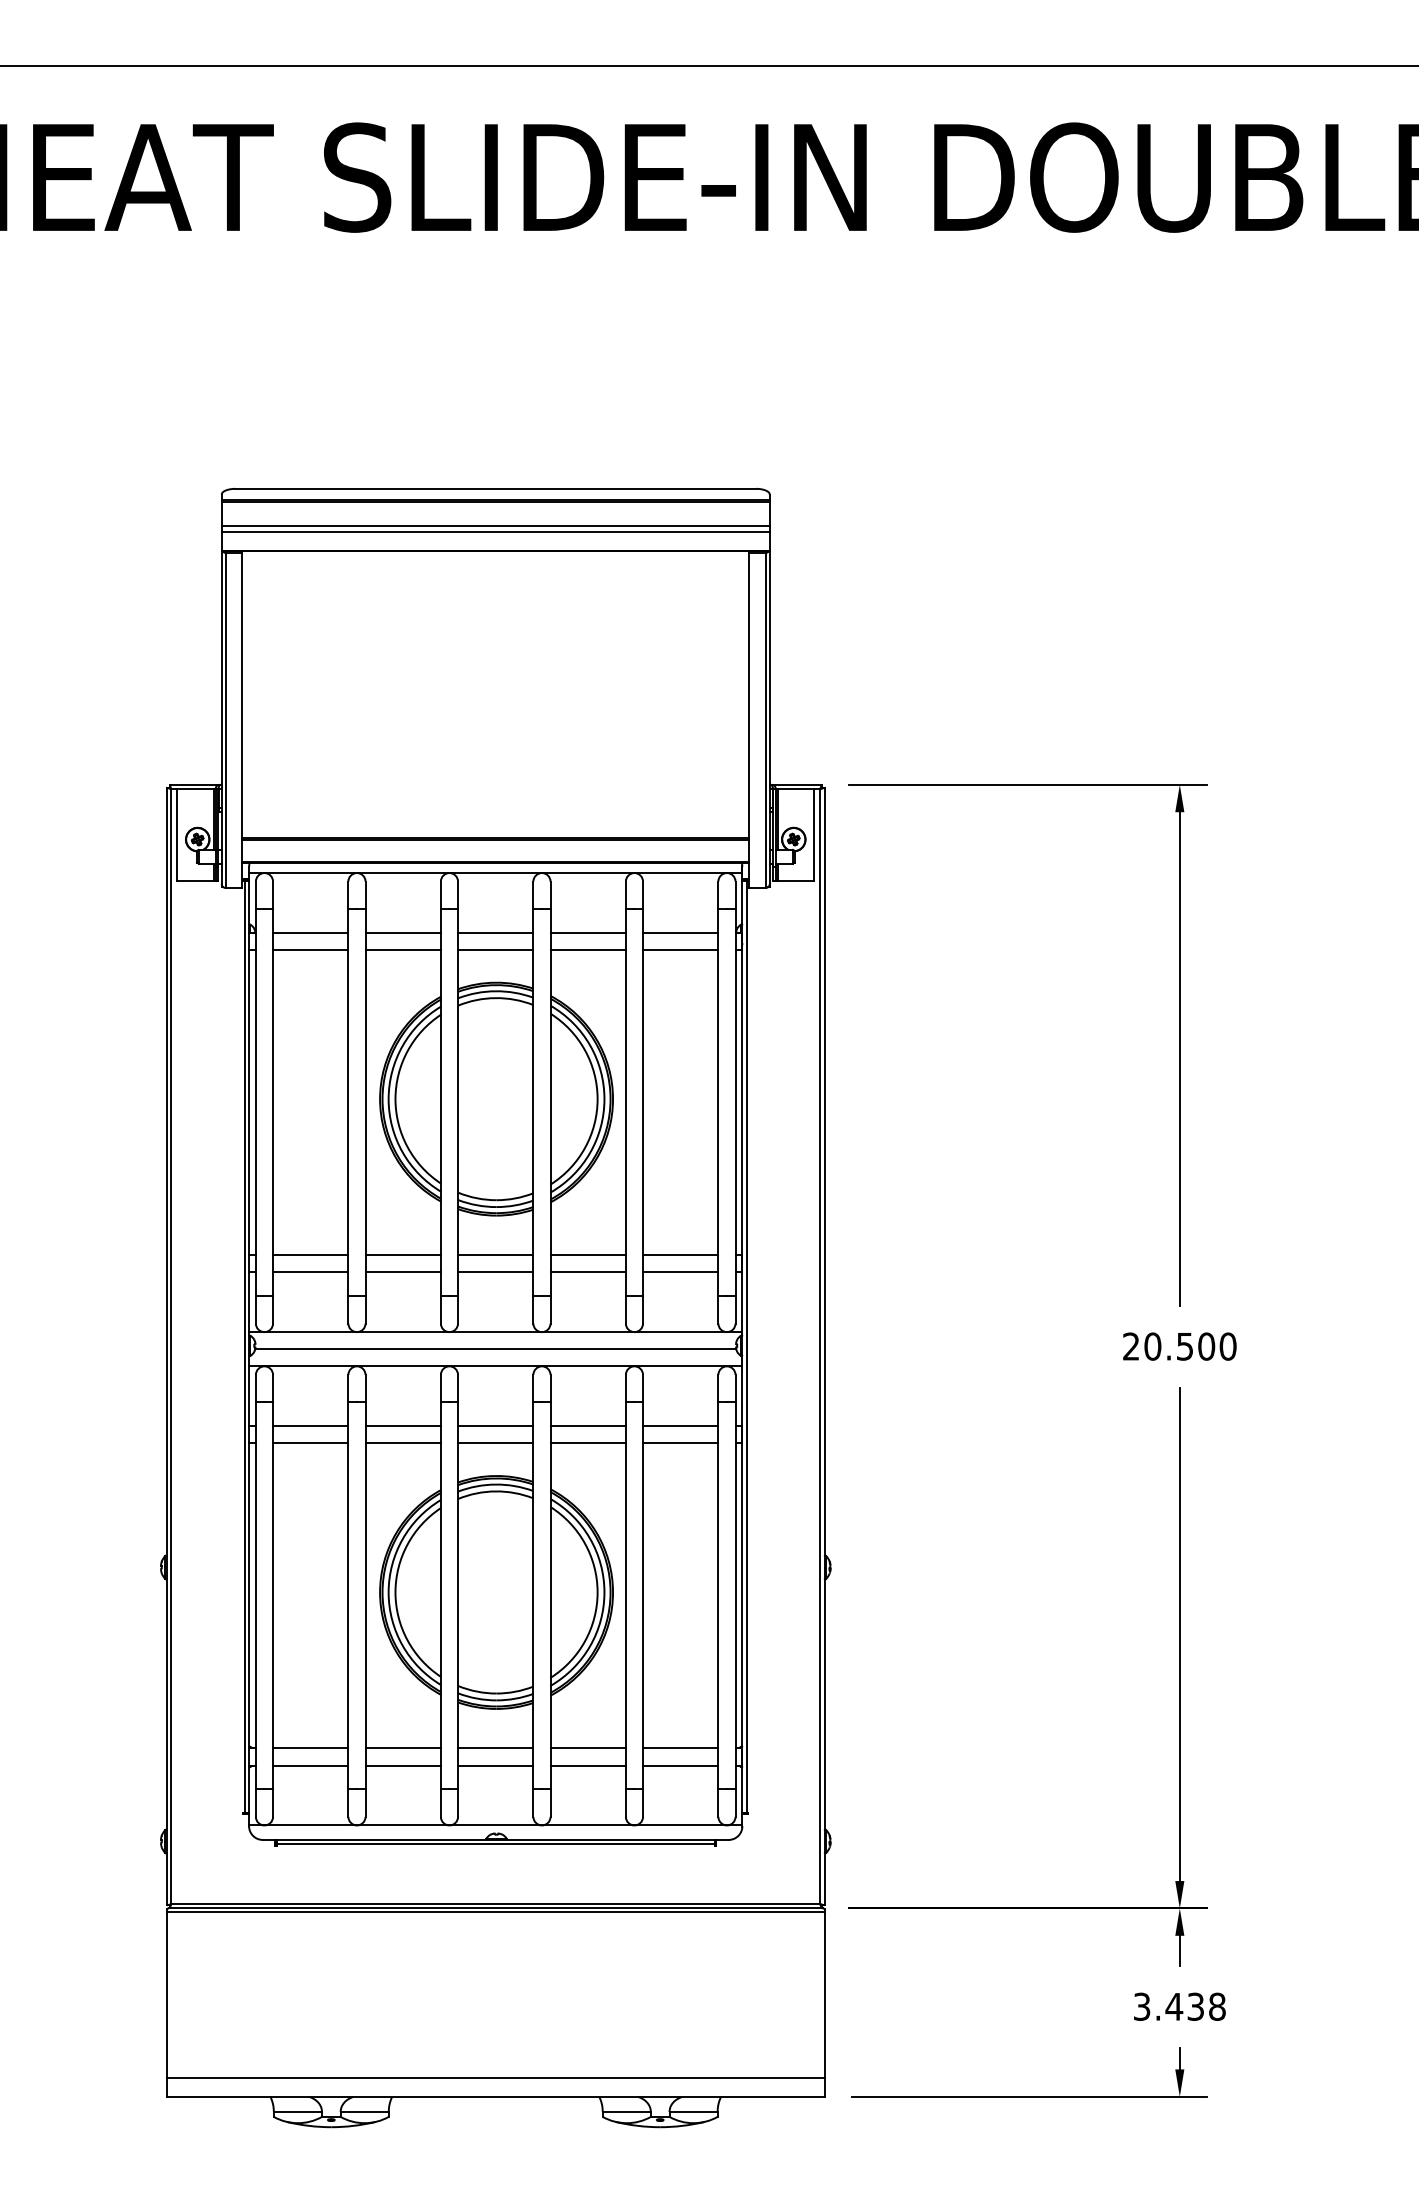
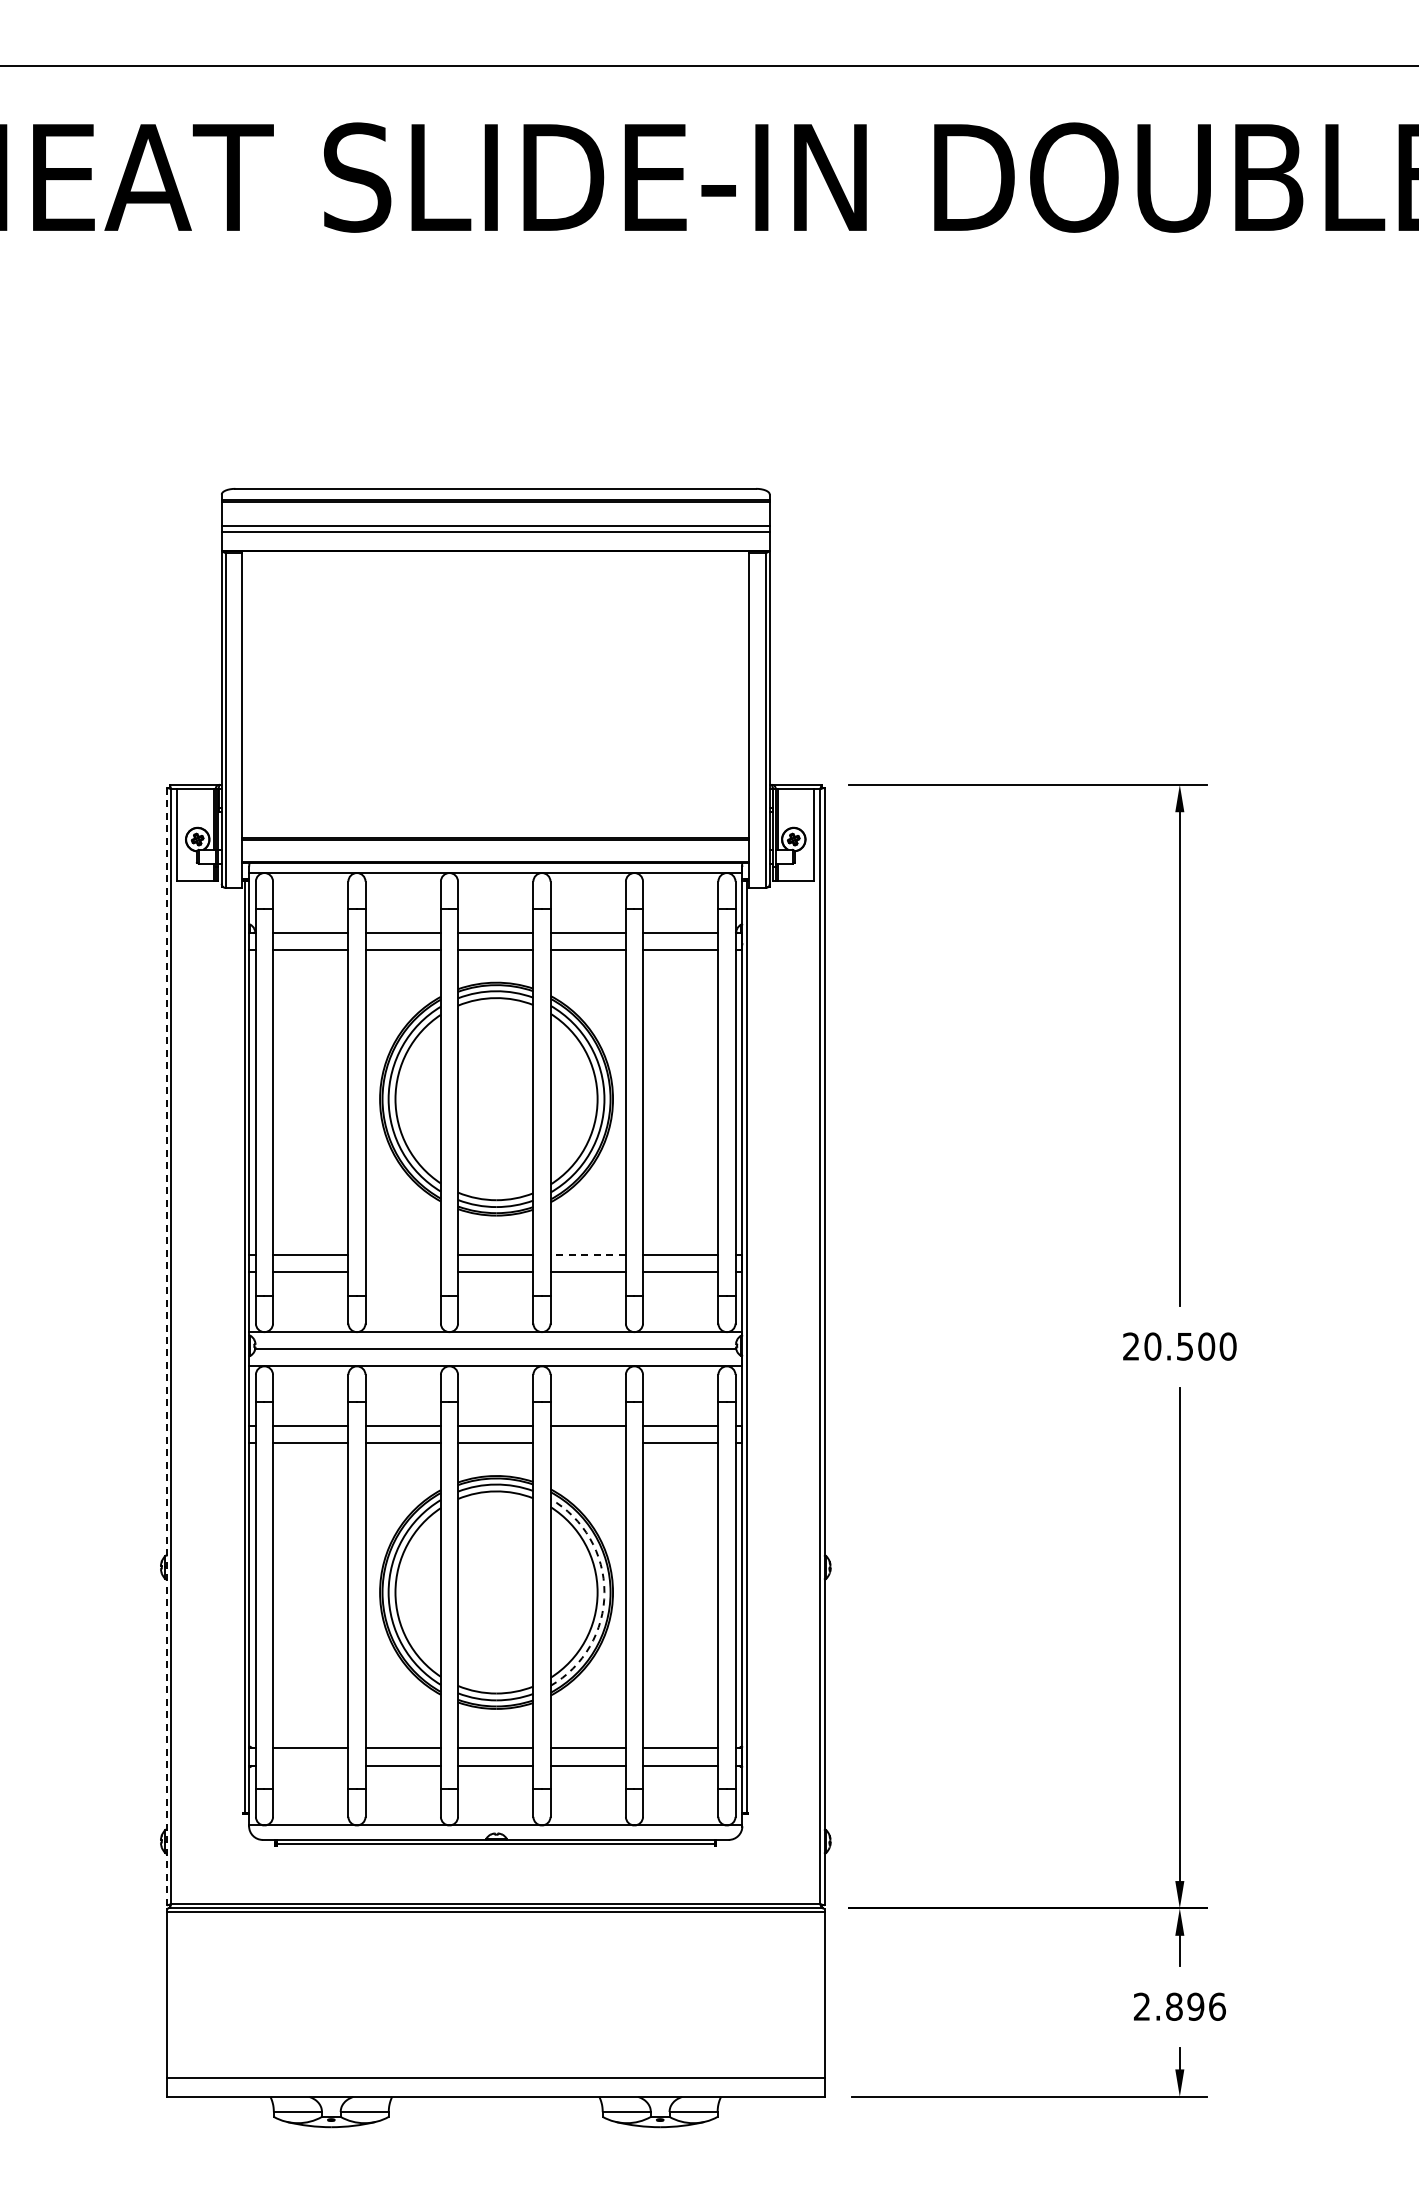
line: present -> none (402, 1255)
line: solid -> dashed (588, 1255)
line: present -> none (402, 1272)
line: solid -> dashed (166, 1346)
line: present -> none (587, 1443)
arc: solid -> dashed (604, 1592)
line: present -> none (310, 1765)
text: 3.438 -> 2.896 (1179, 2006)
